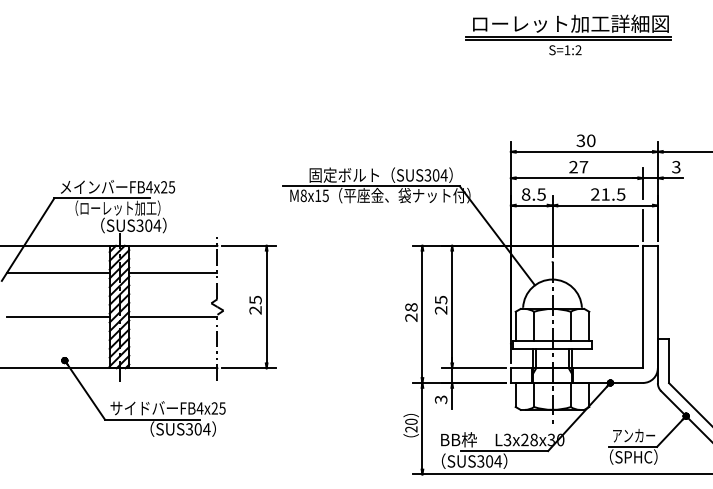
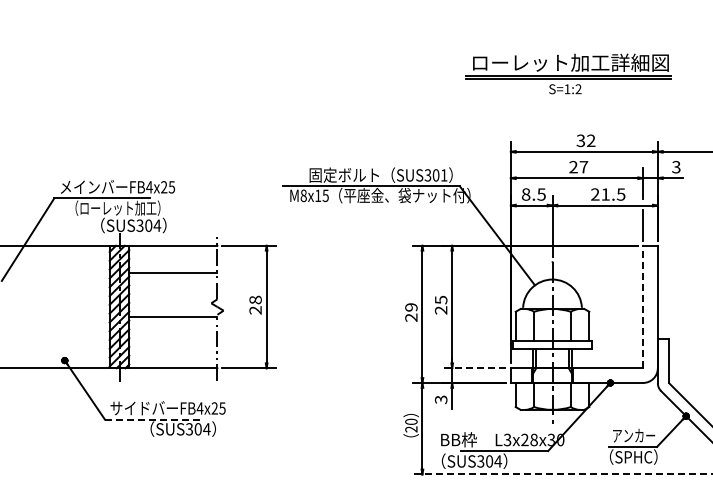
part position: (568, 34) -> (568, 73) (568, 73)
text: 30 -> 32 (591, 140)
text: SUS304 -> SUS301 (443, 175)
line: present -> none (57, 272)
text: 25 -> 28 (255, 299)
line: solid -> dashed (643, 306)
text: 28 -> 29 (411, 307)
line: present -> none (57, 316)
line: solid -> dashed (474, 368)
line: solid -> dashed (152, 419)
line: solid -> dashed (562, 474)
